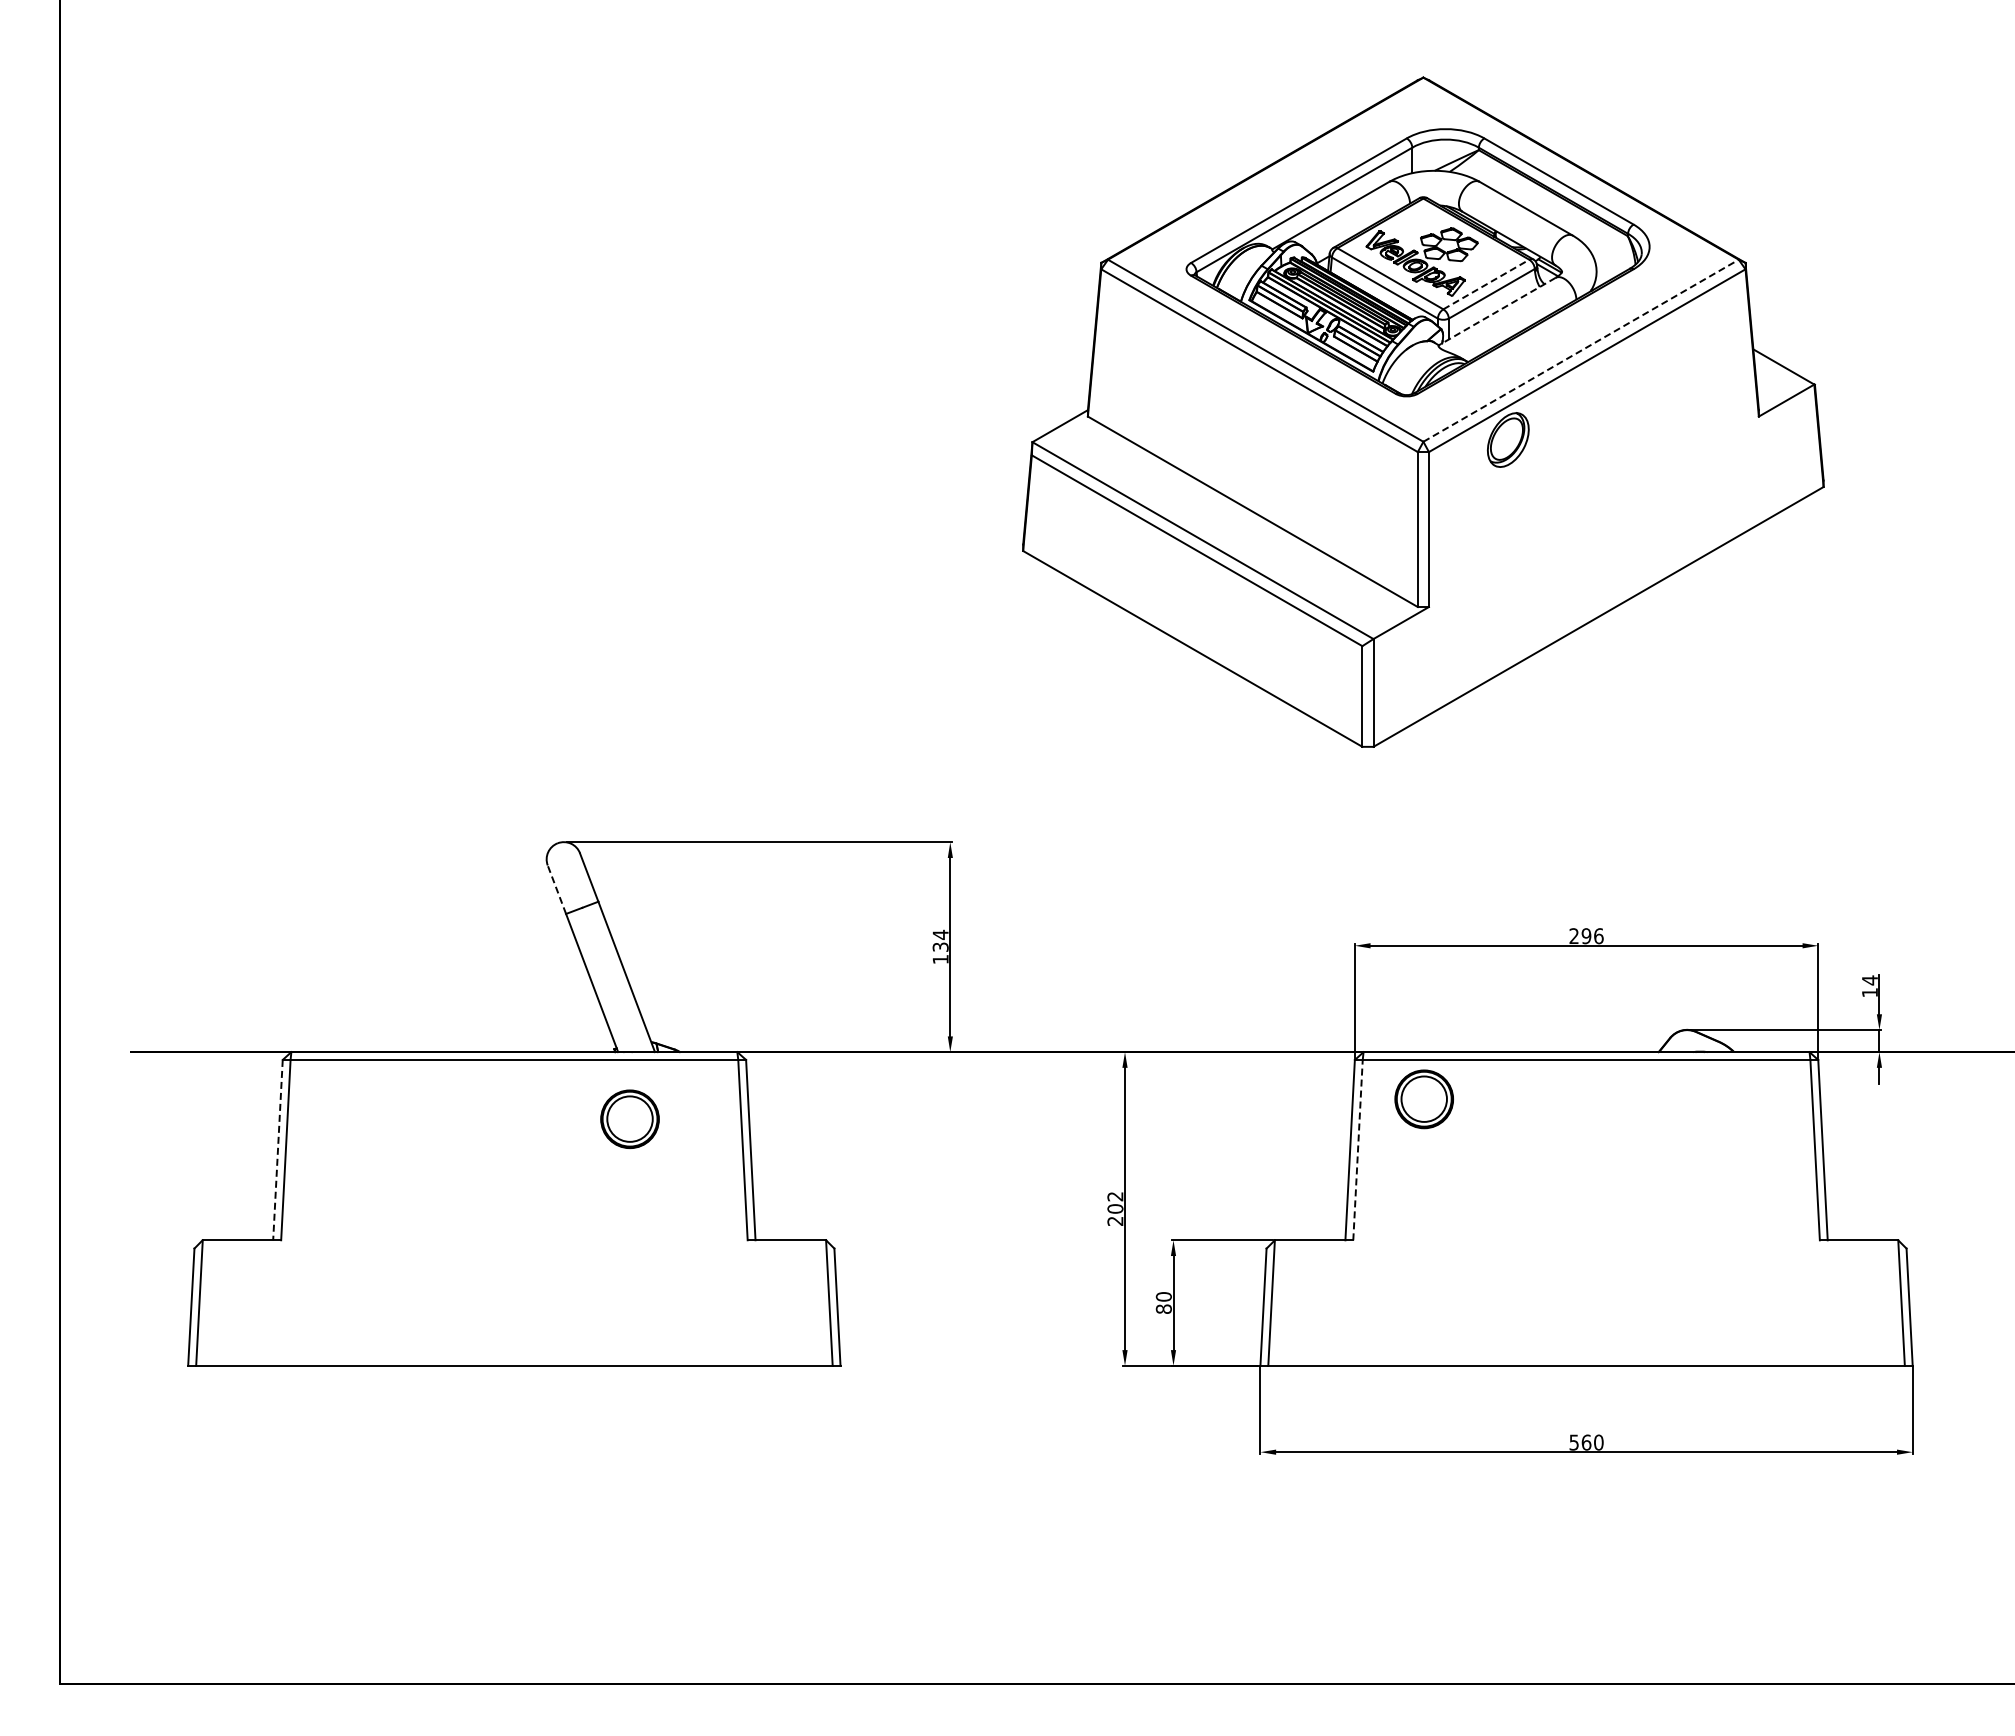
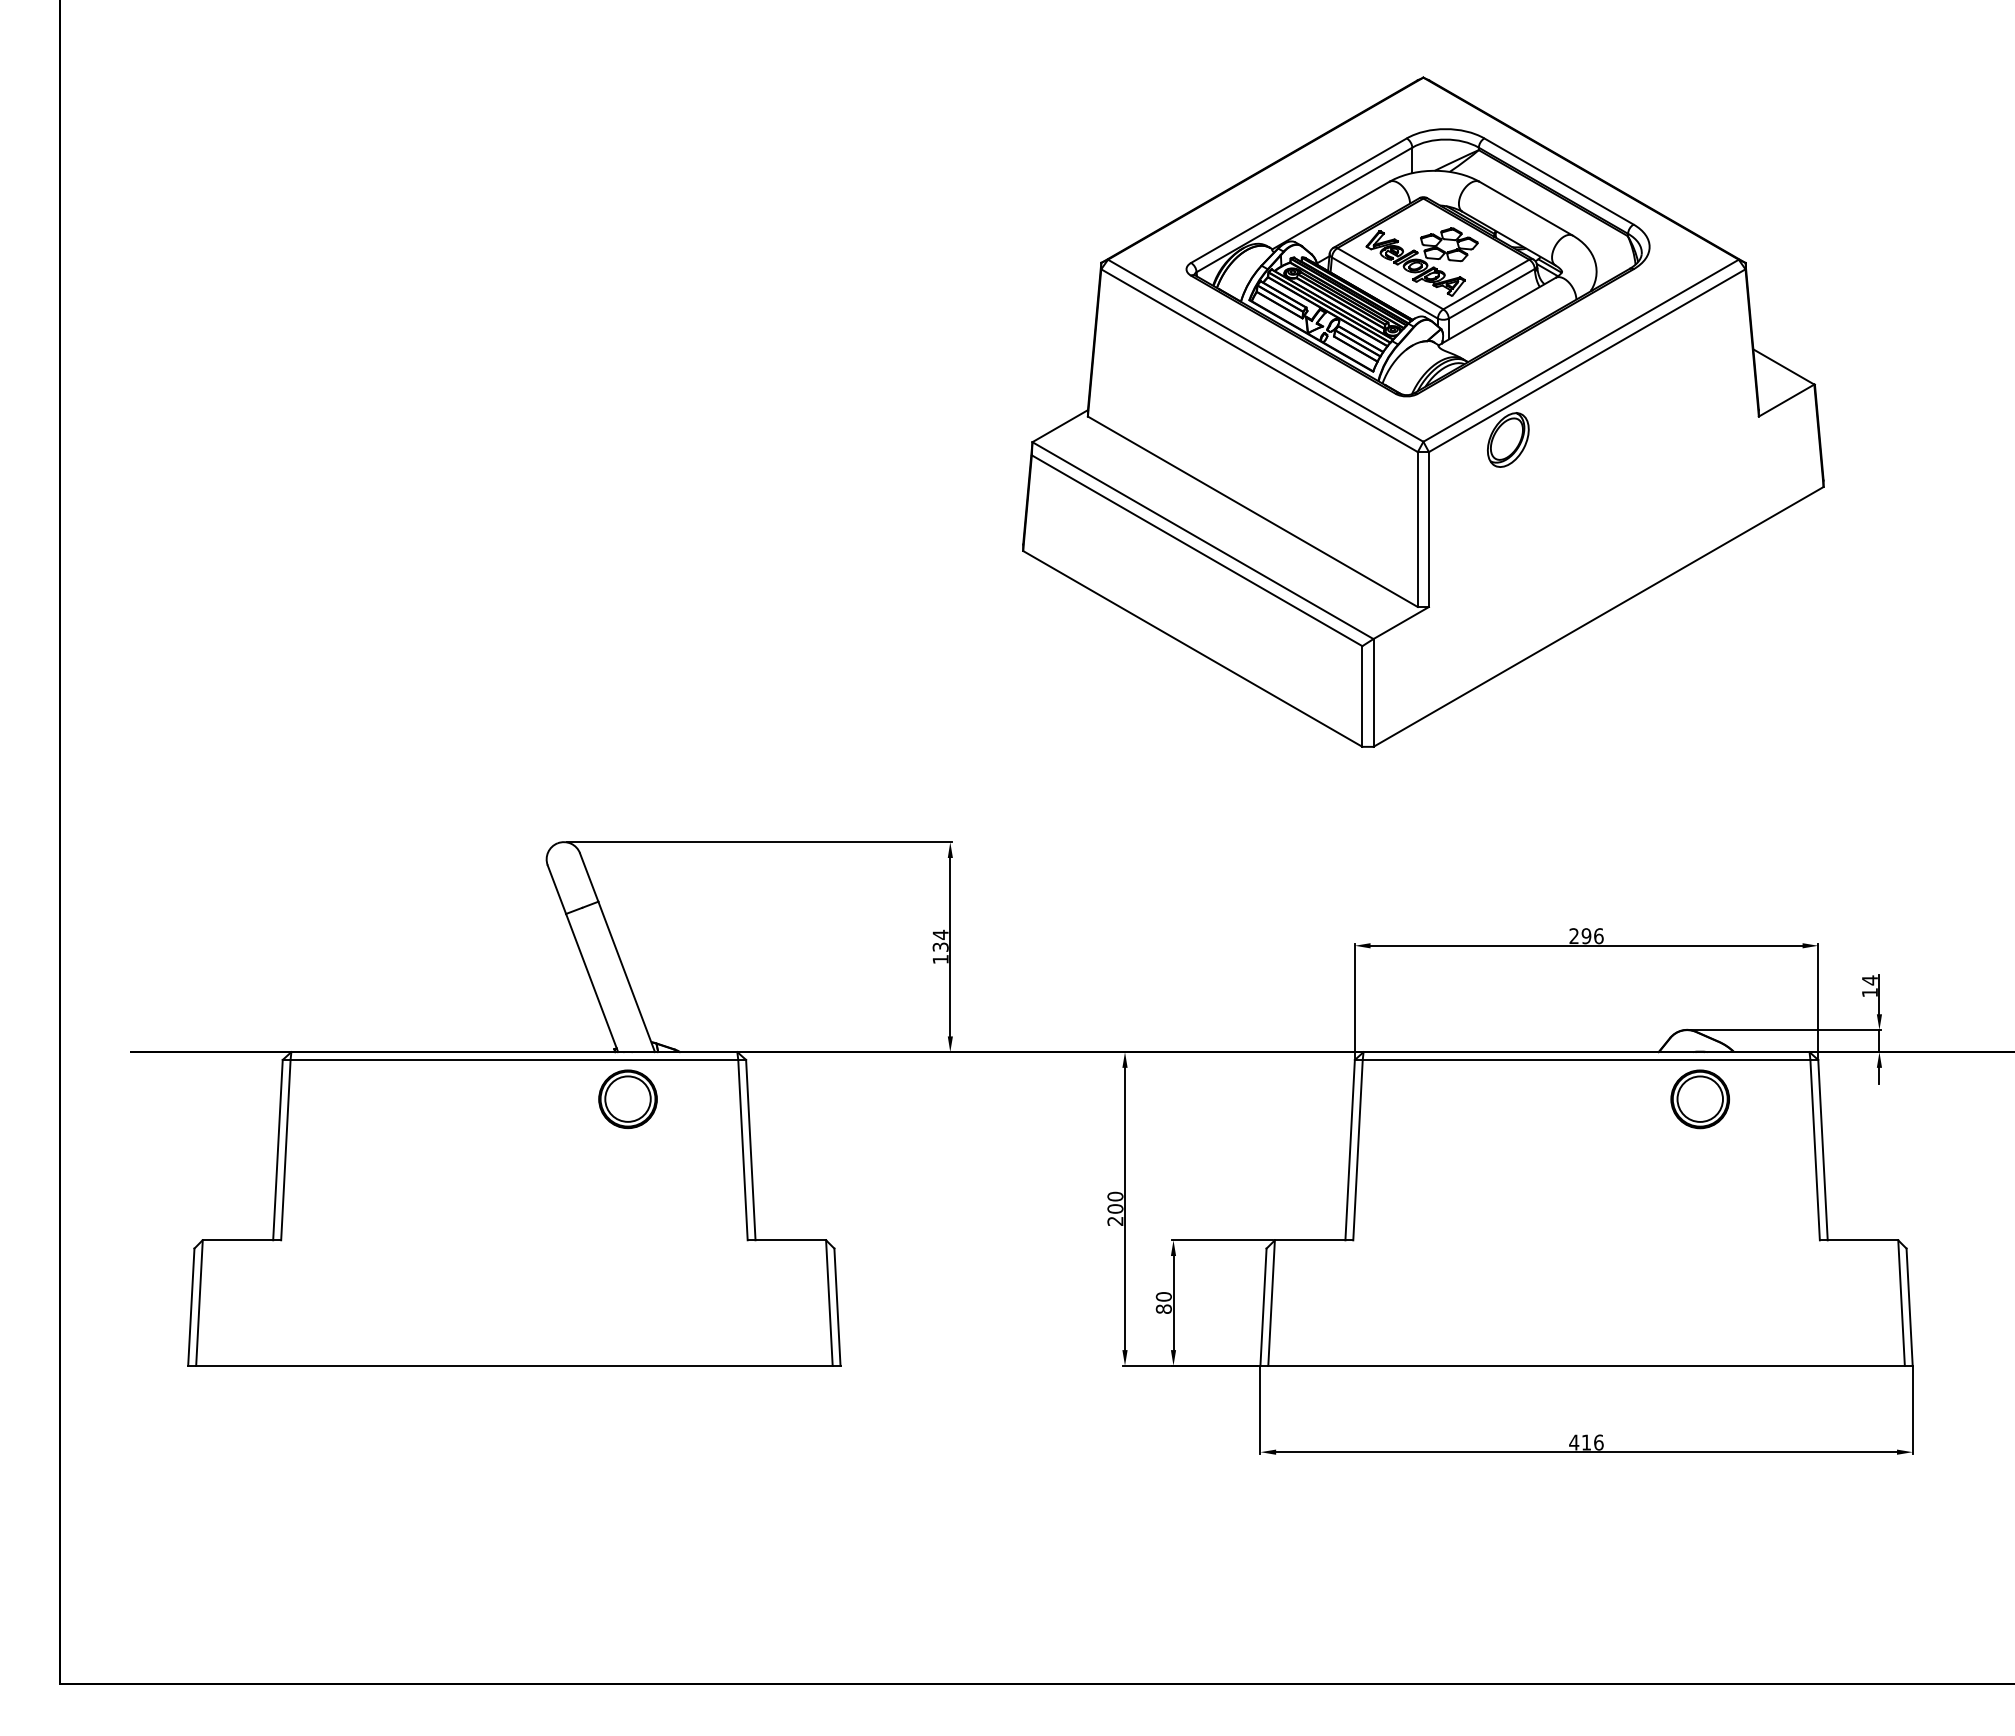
line: dashed -> solid (1486, 284)
line: dashed -> solid (1497, 311)
line: dashed -> solid (1581, 350)
line: dashed -> solid (556, 889)
part position: (1423, 1099) -> (1699, 1099) (1699, 1099)
part position: (629, 1118) -> (627, 1098) (627, 1098)
line: dashed -> solid (1358, 1149)
line: dashed -> solid (277, 1150)
text: 202 -> 200 (1115, 1196)
text: 560 -> 416 (1586, 1442)
